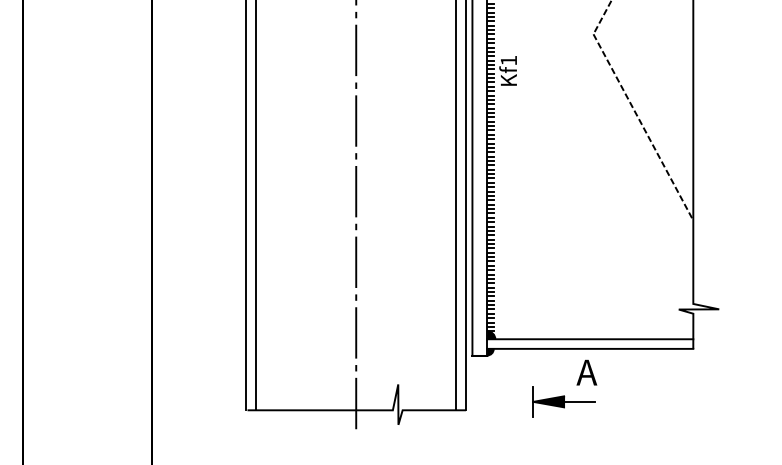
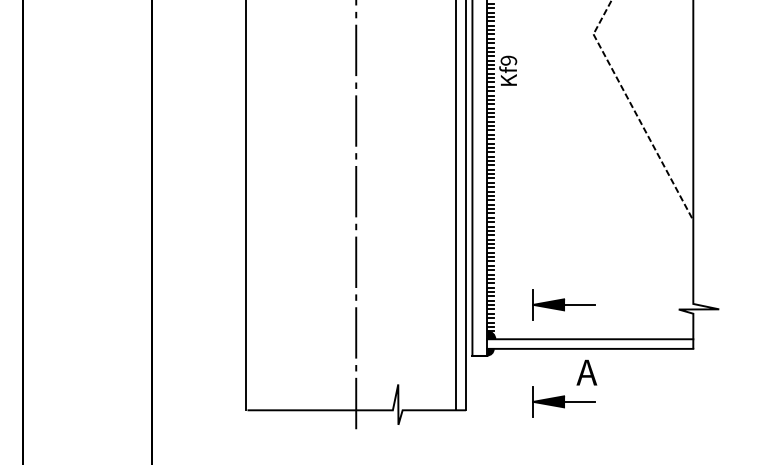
text: Kf1 -> Kf9 (508, 60)
line: present -> none (256, 206)
part: none -> present (563, 304)
